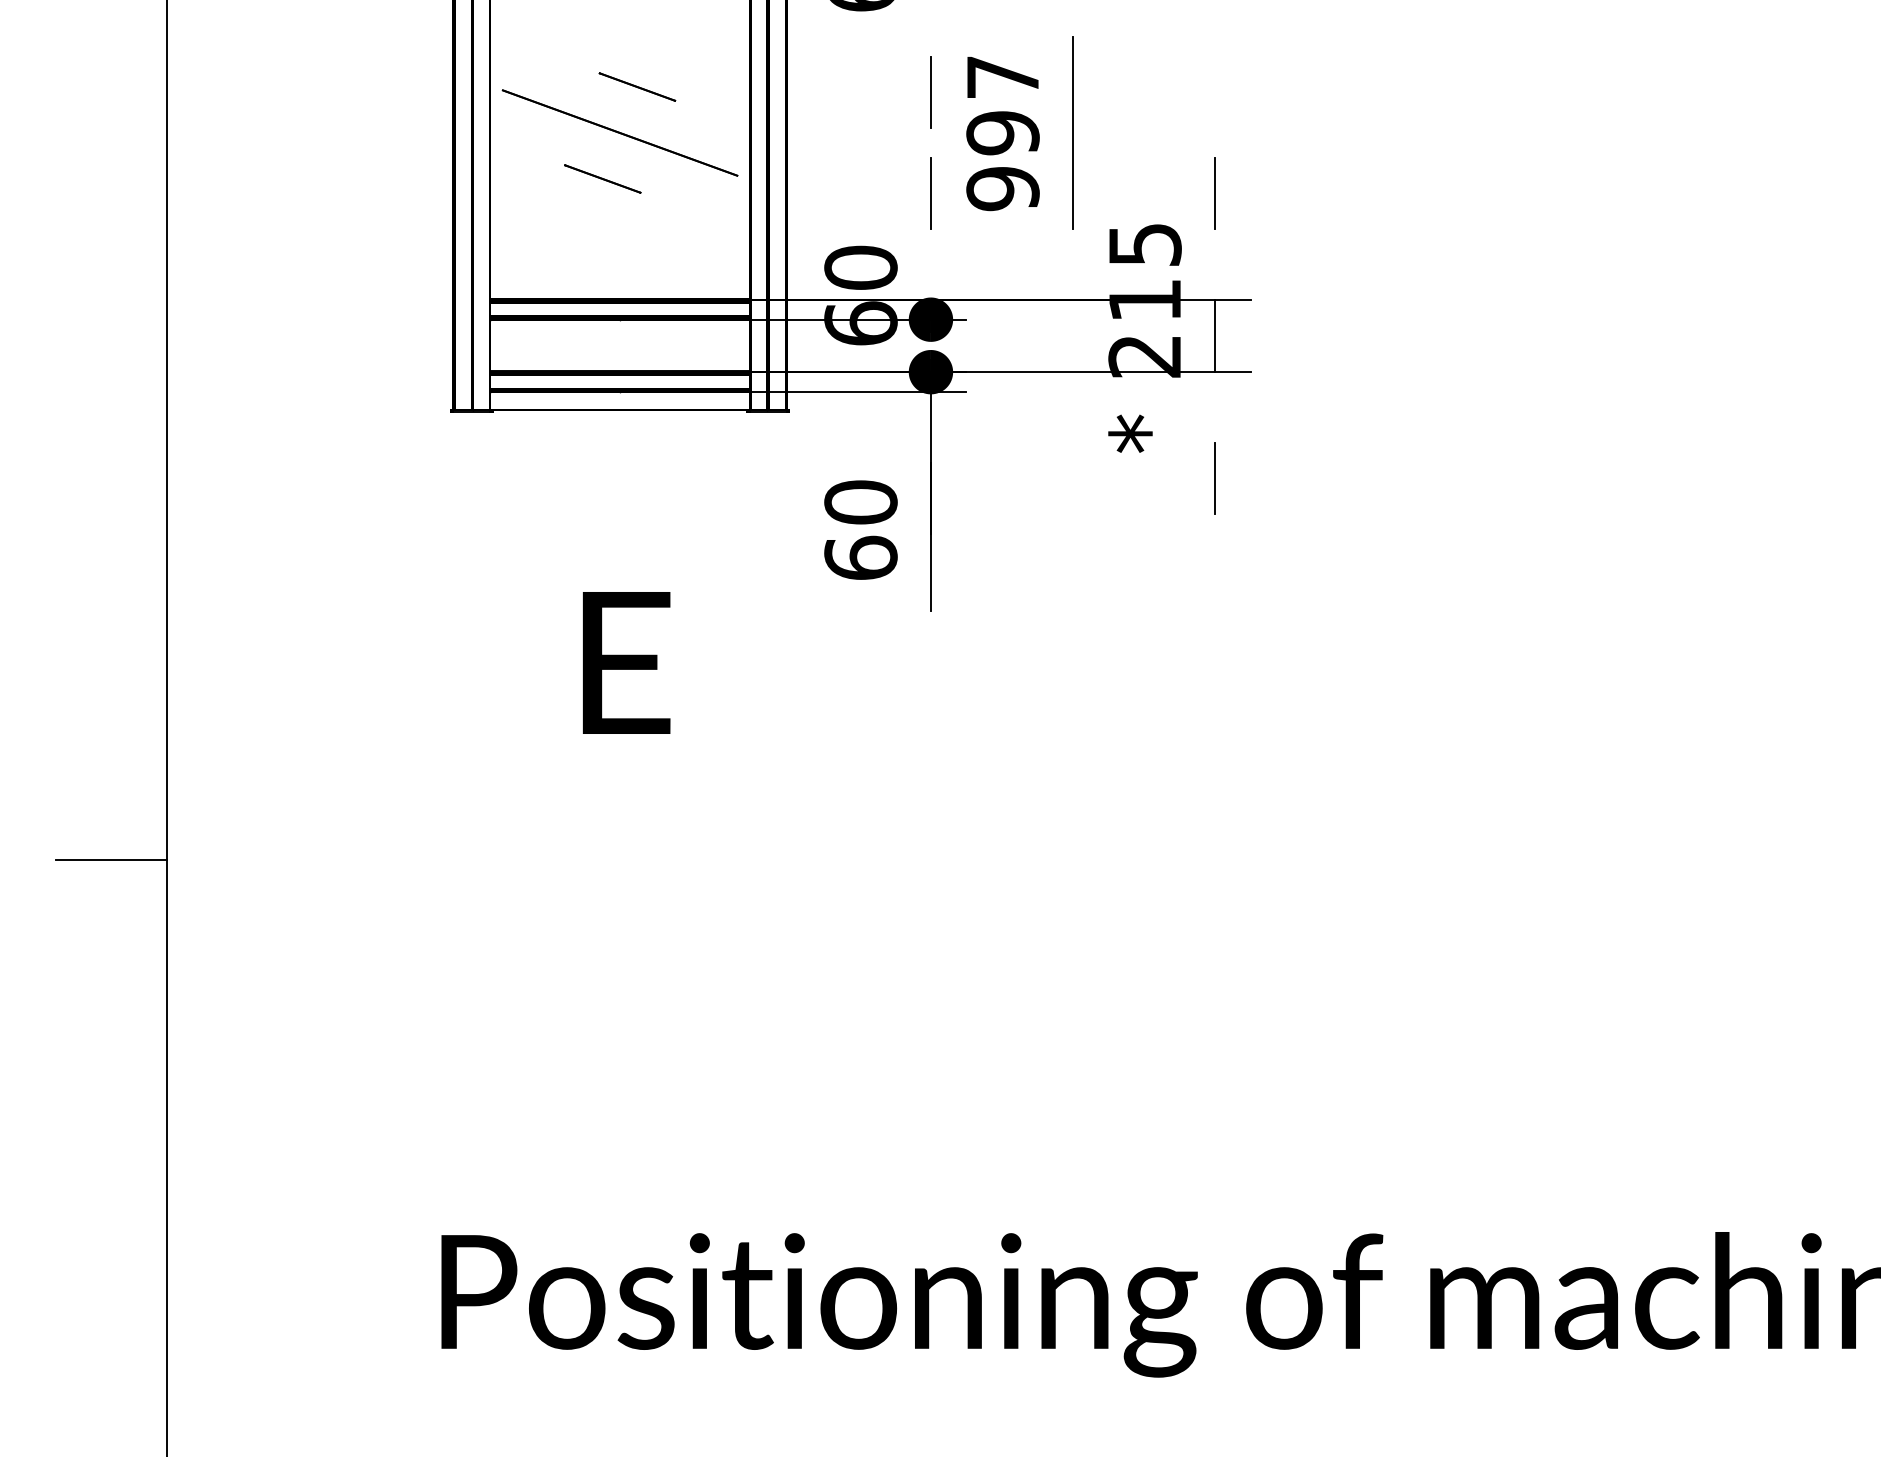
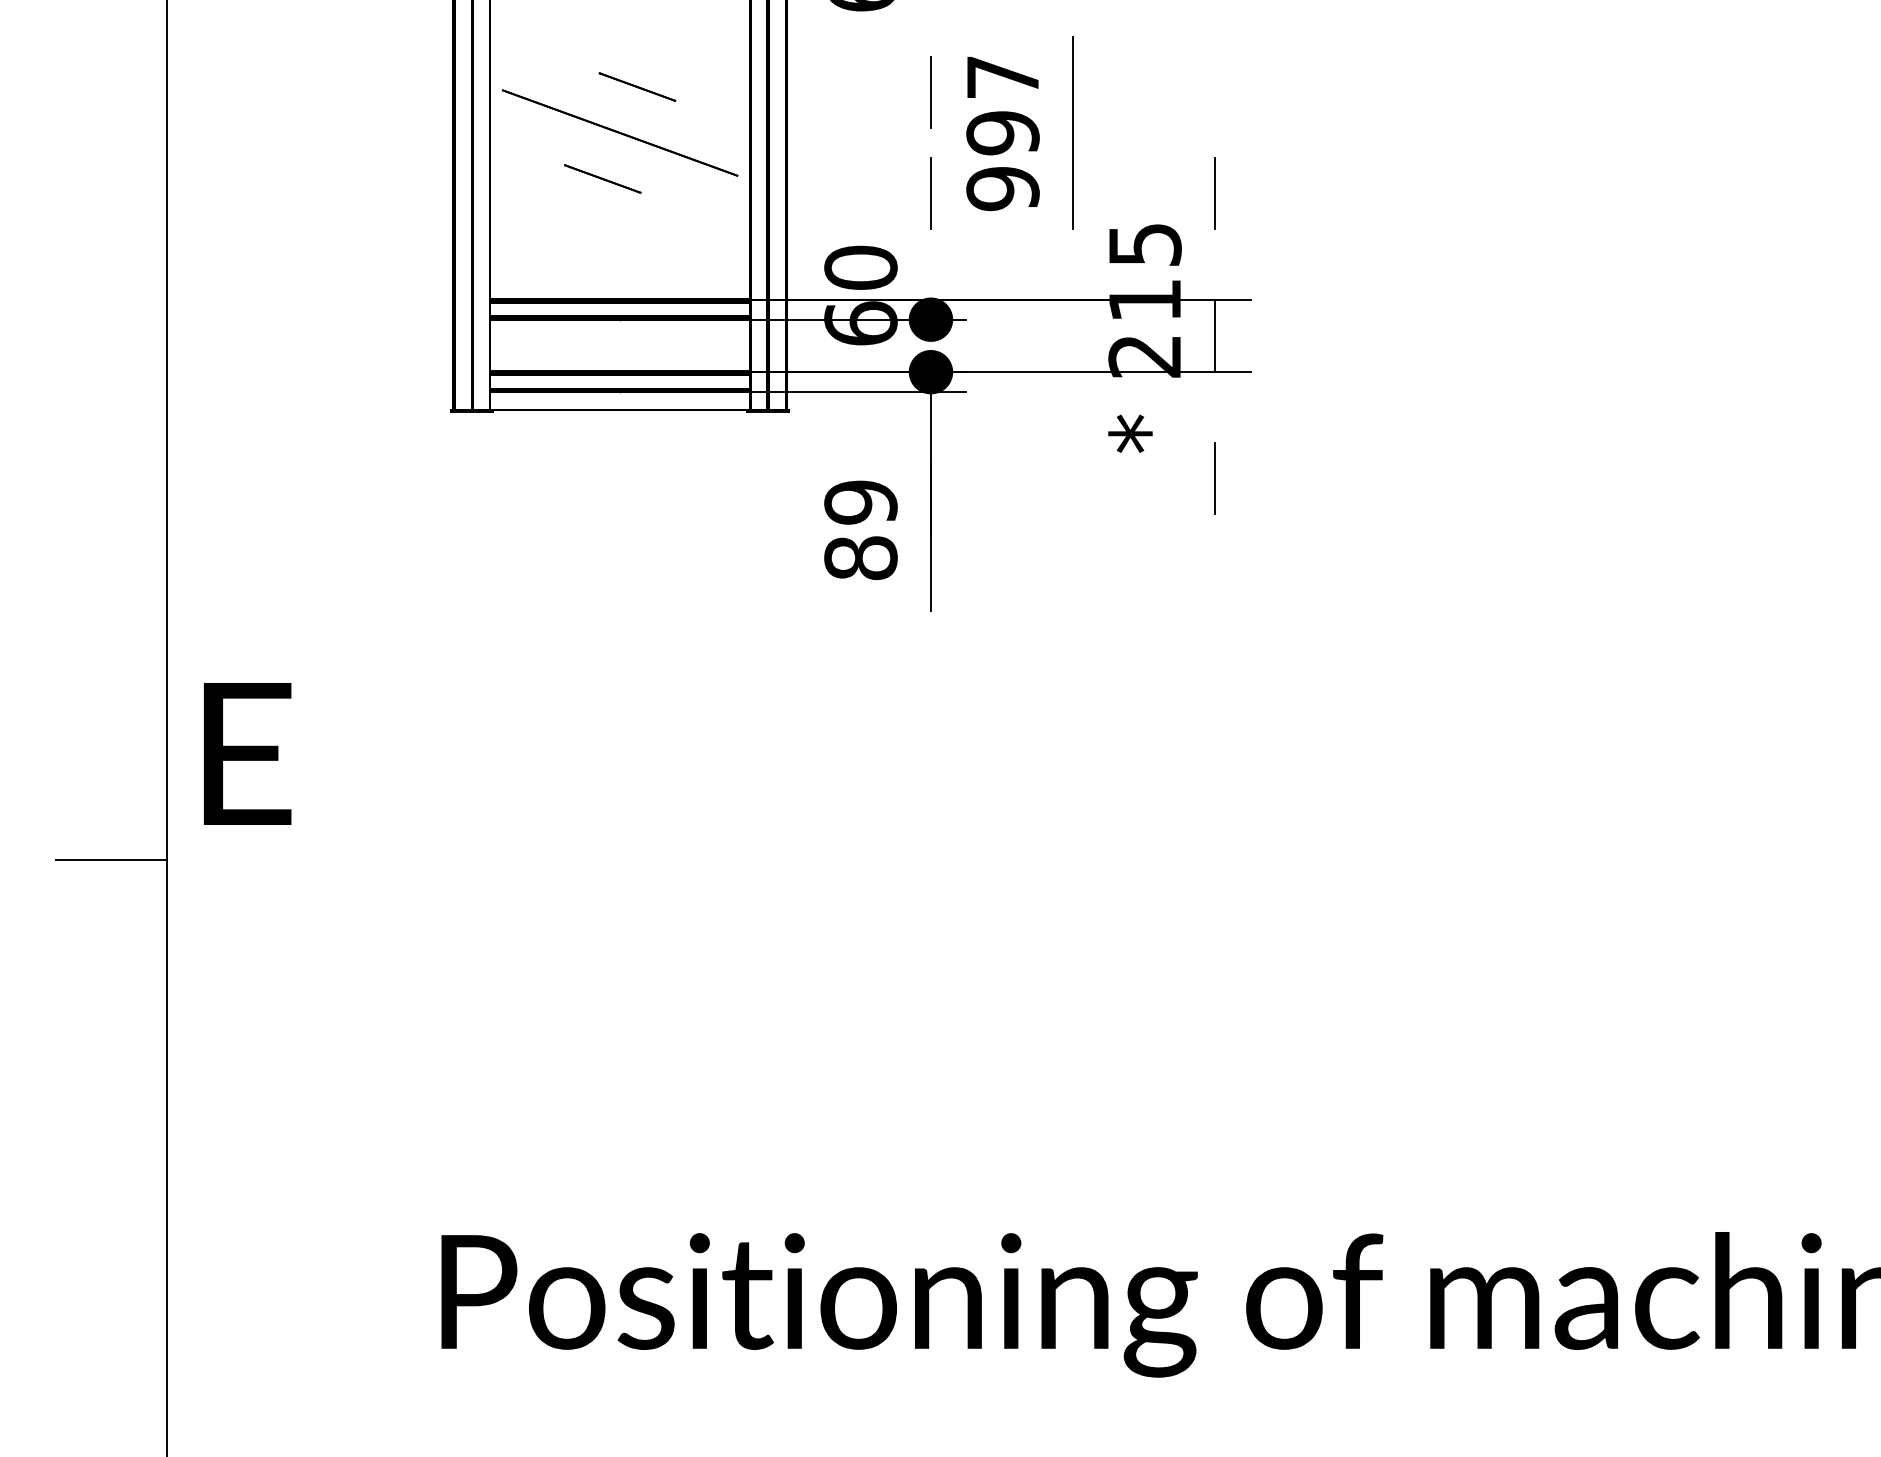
text: 60 -> 89 (860, 530)
text position: (626, 662) -> (247, 753) (247, 753)
